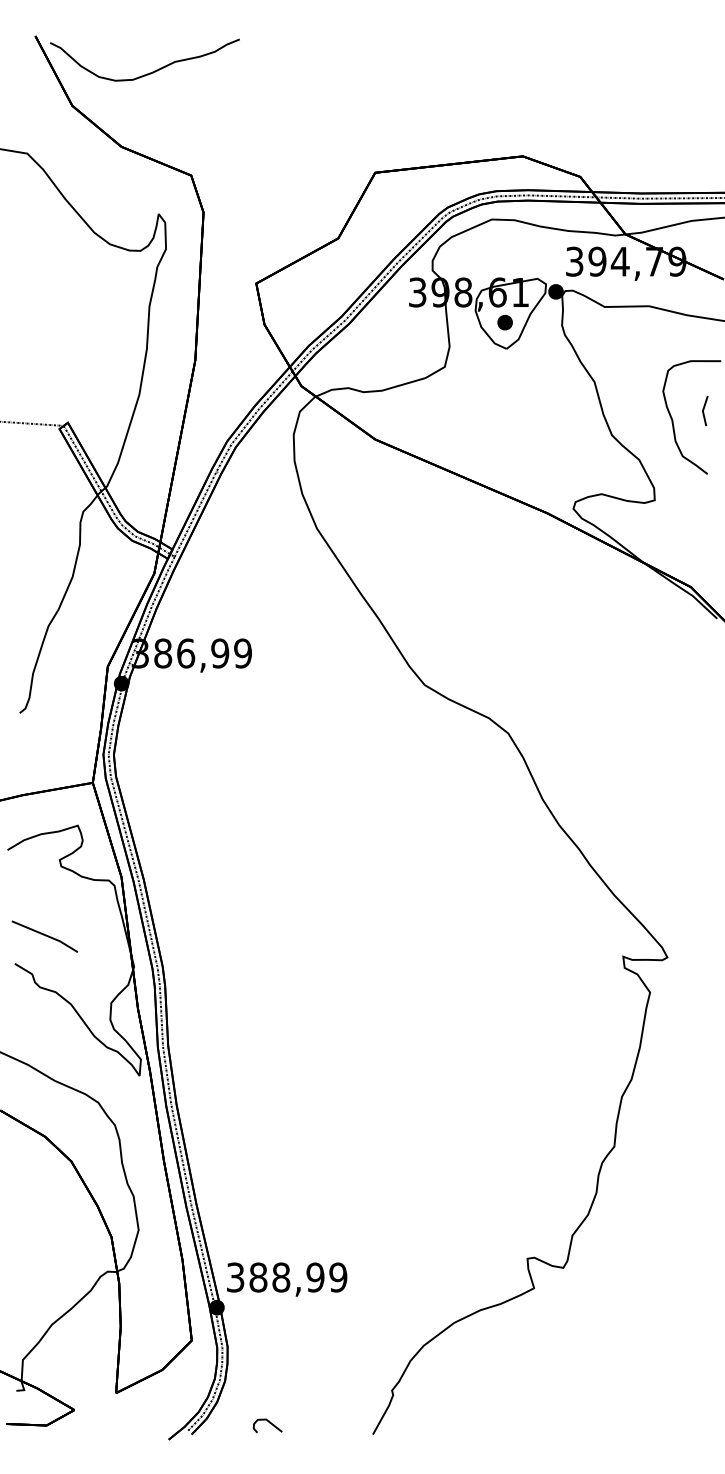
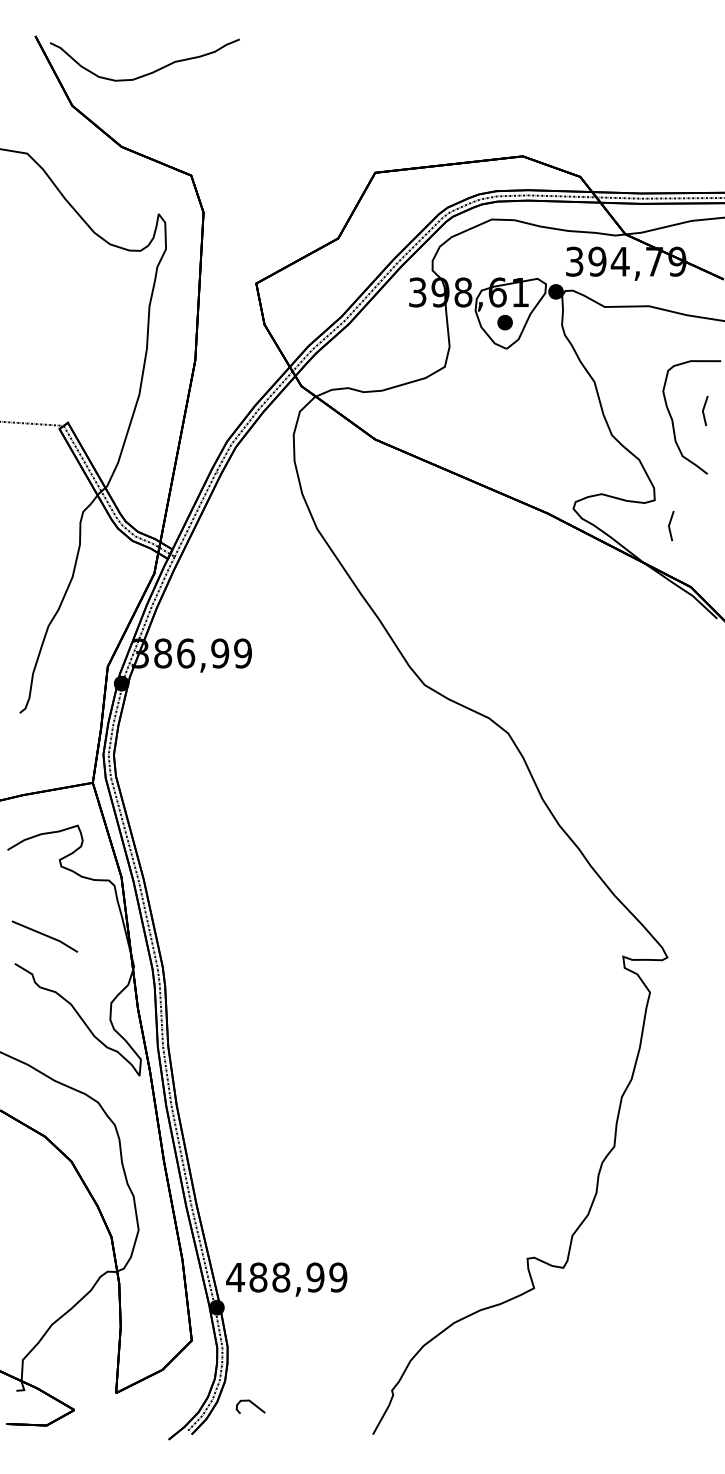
line: none -> present (670, 525)
text: 388,99 -> 488,99 (235, 1277)
curve position: (269, 1423) -> (252, 1404) (252, 1404)
